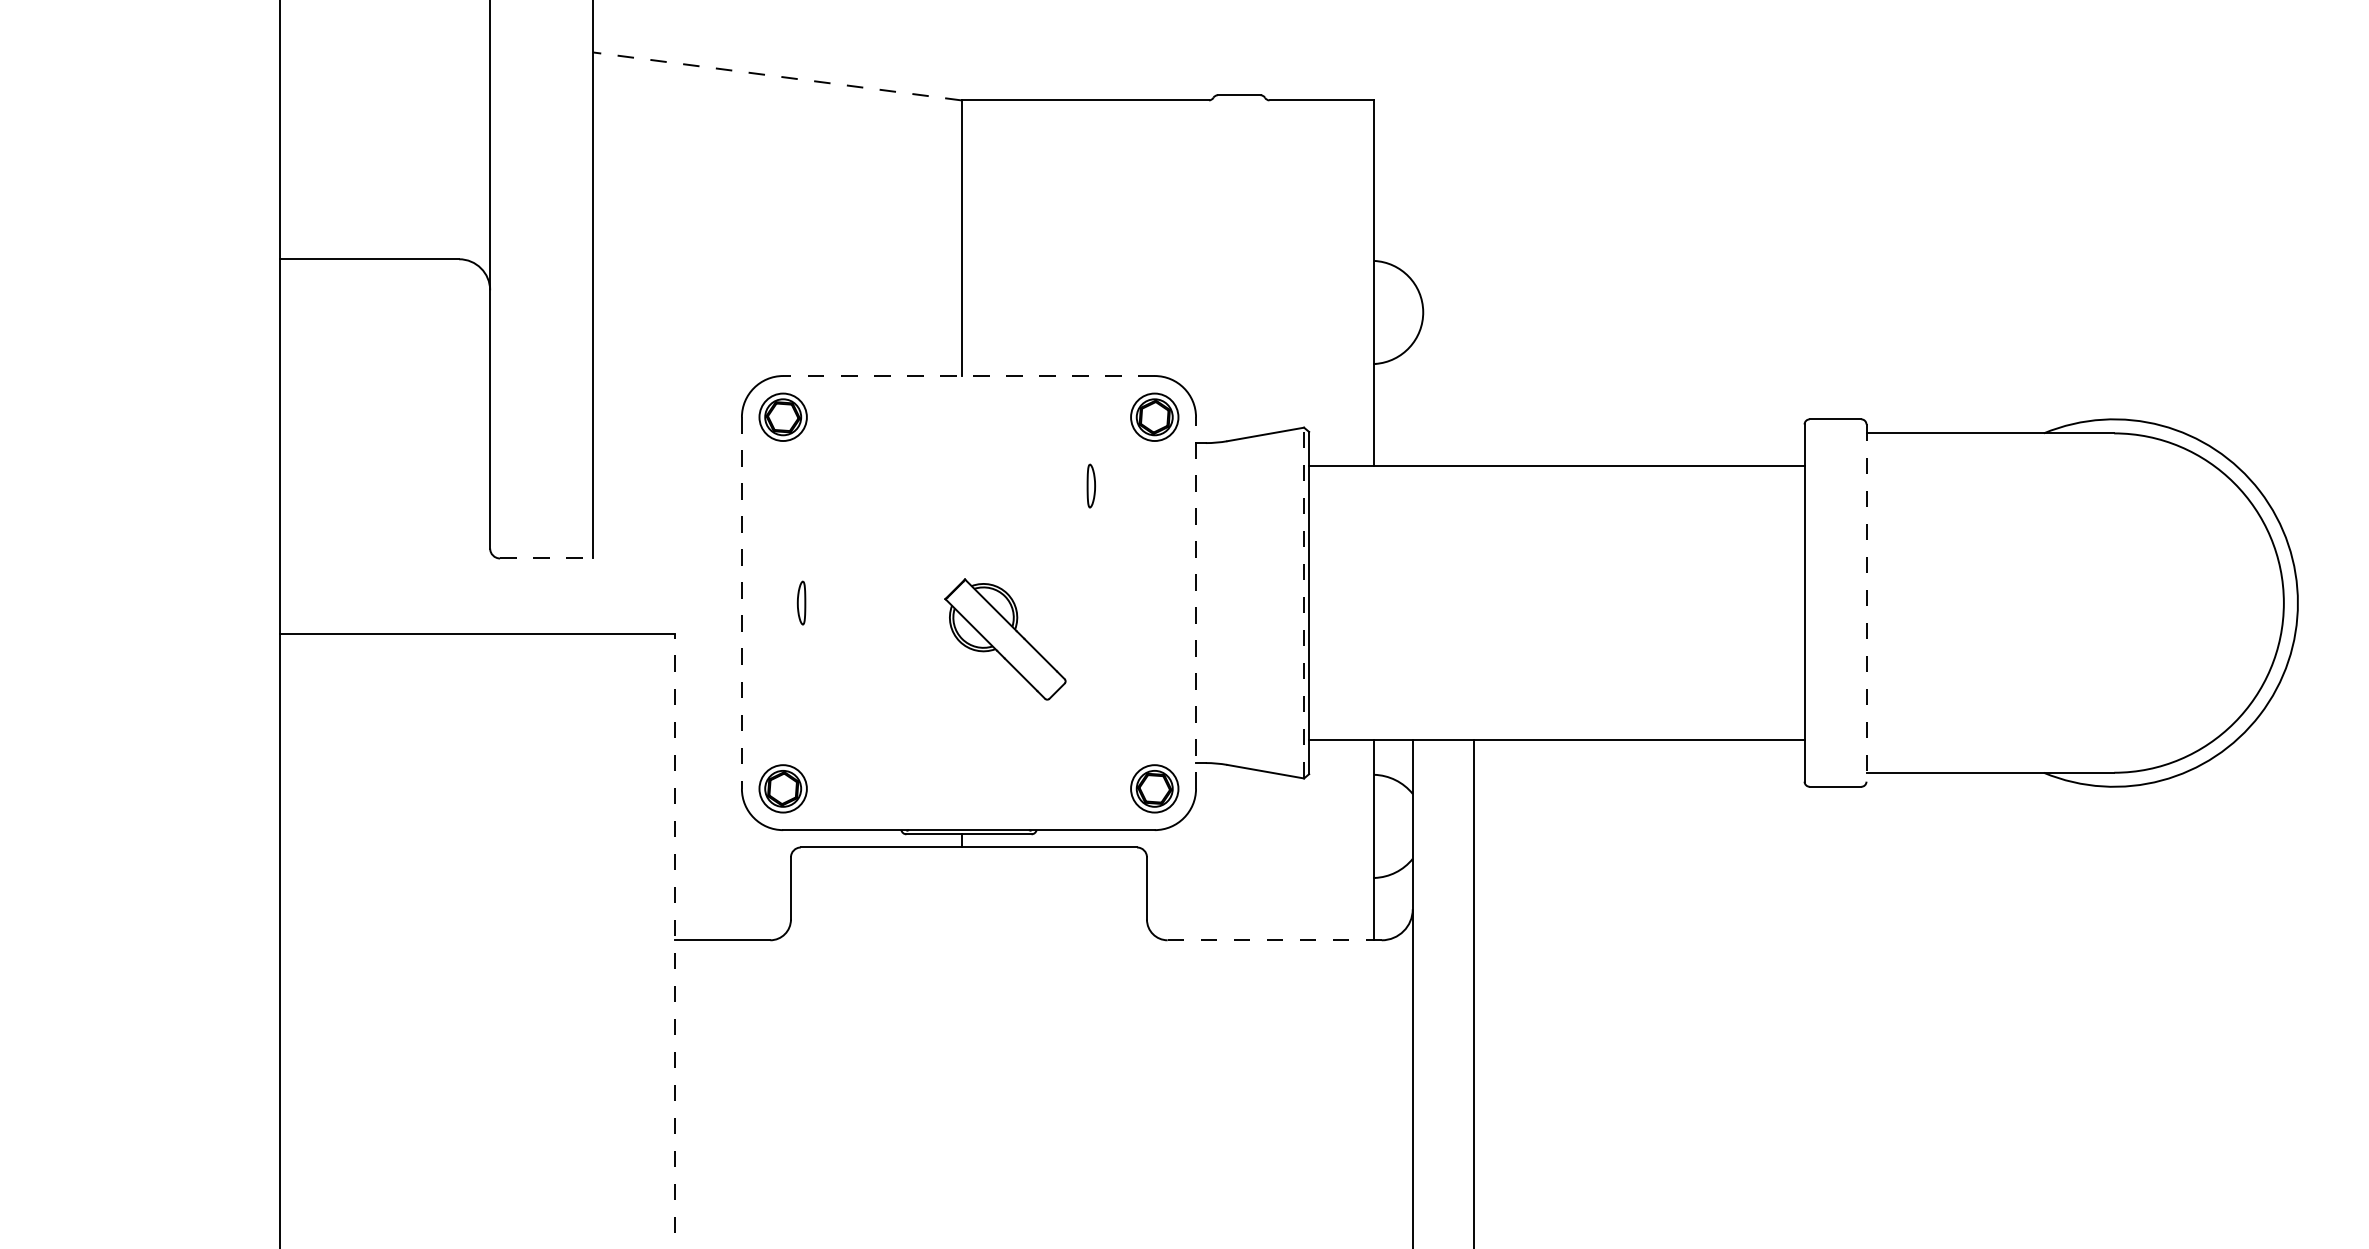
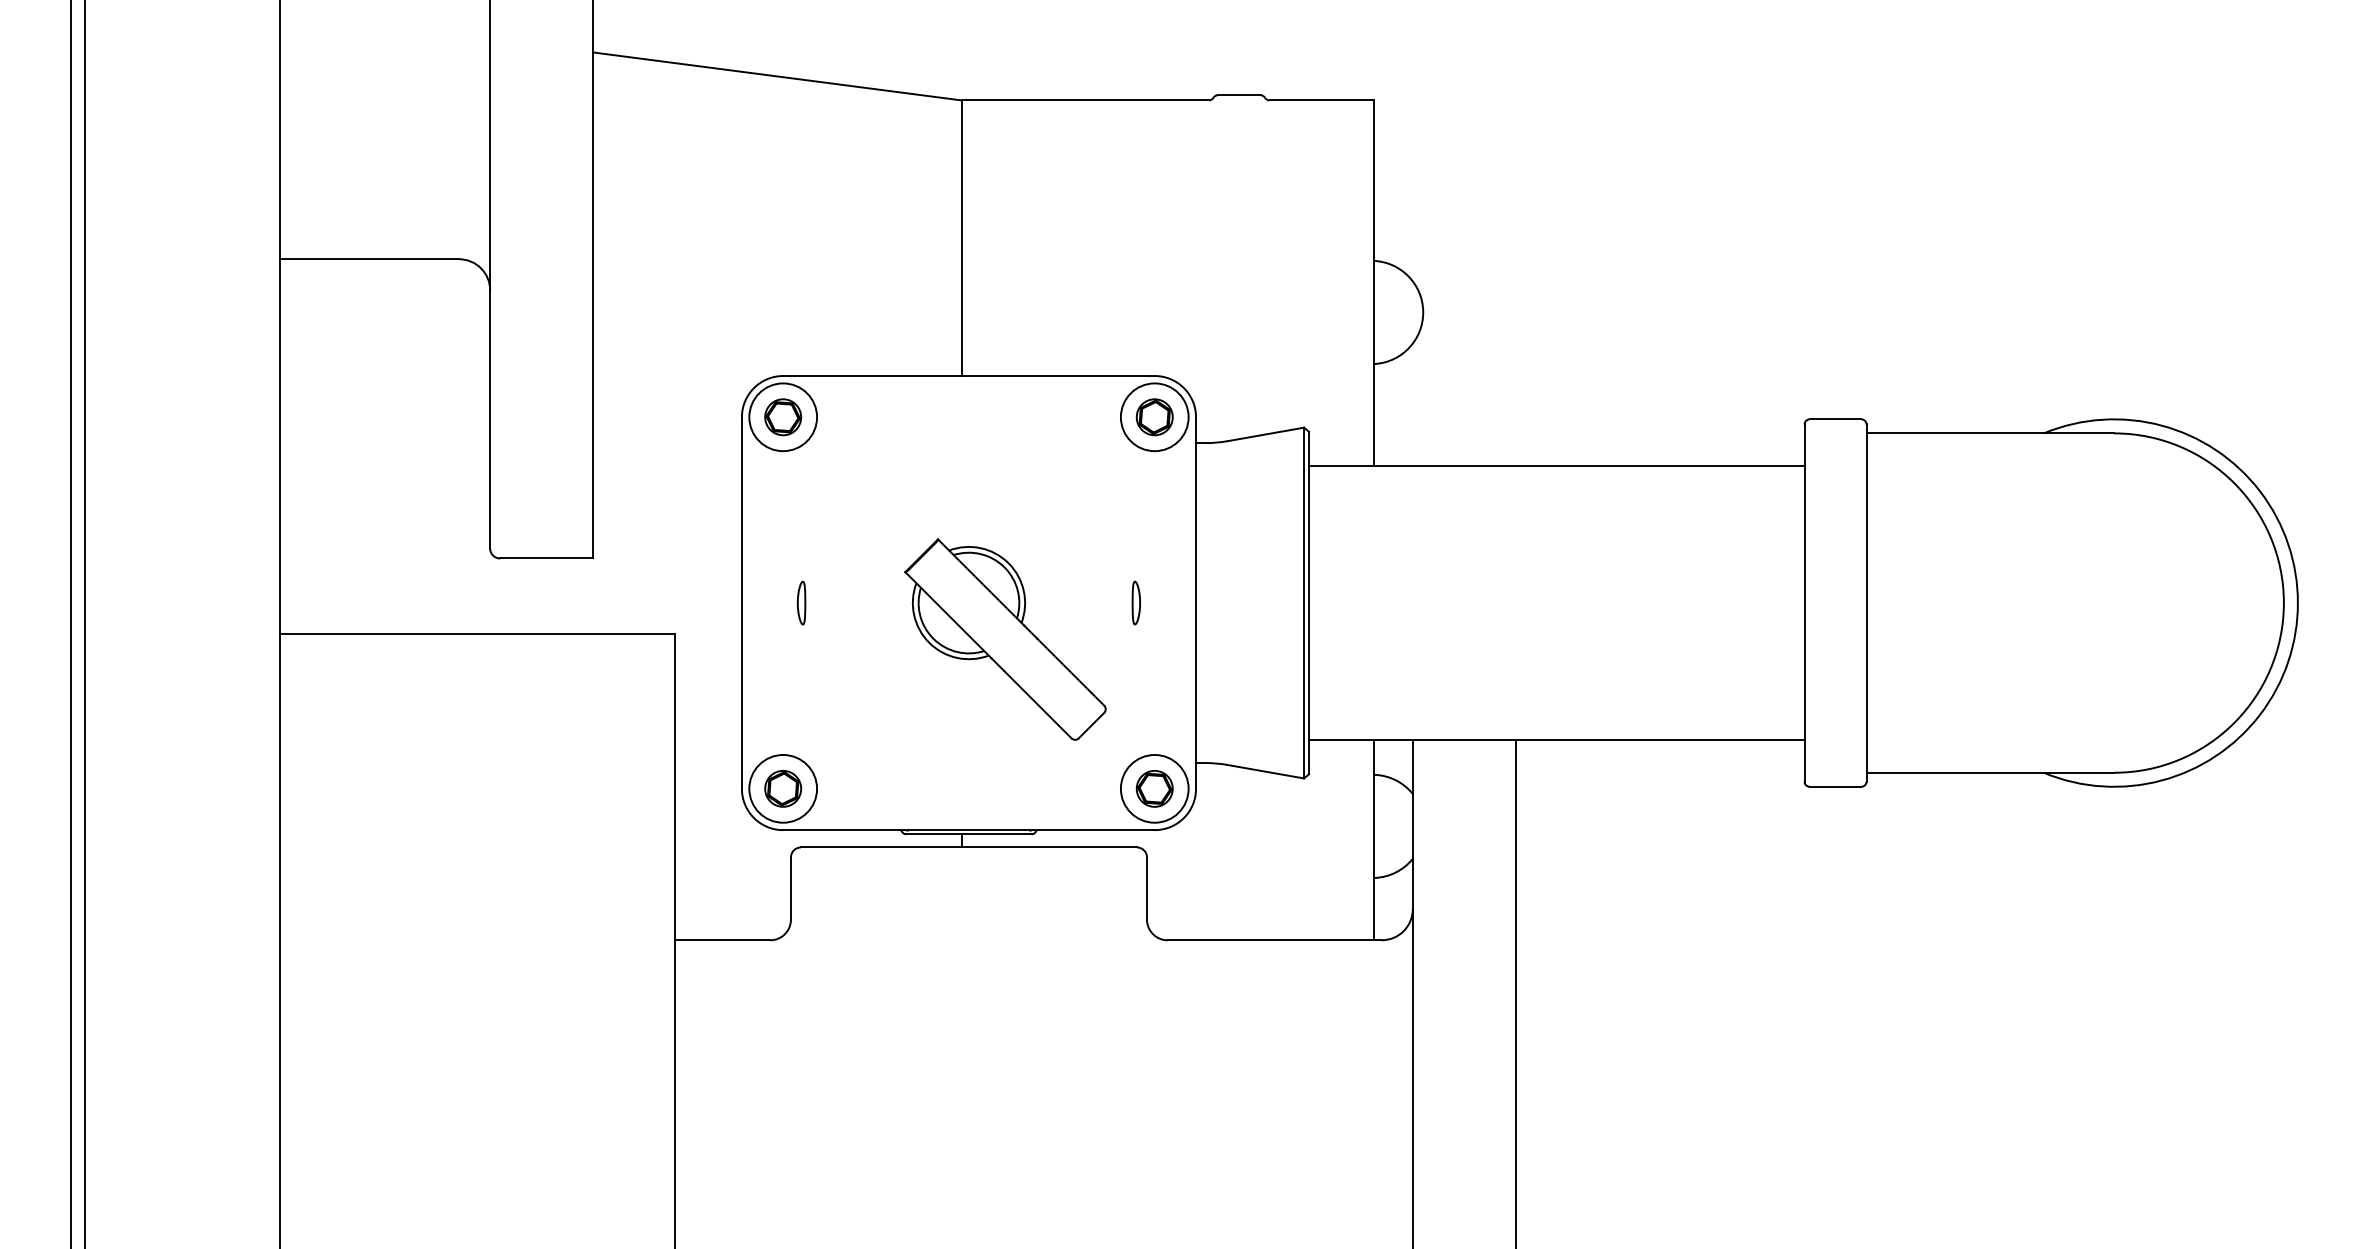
line: dashed -> solid (777, 76)
line: dashed -> solid (968, 376)
circle diameter: 47 px -> 68 px (783, 417)
circle diameter: 47 px -> 68 px (1154, 417)
part position: (1090, 485) -> (1135, 602) (1135, 602)
line: dashed -> solid (546, 558)
line: dashed -> solid (1304, 602)
line: dashed -> solid (741, 603)
line: dashed -> solid (1196, 603)
line: dashed -> solid (1866, 603)
line: none -> present (71, 623)
line: none -> present (85, 623)
part size: 123x123 px -> 203x203 px (1005, 639)
circle diameter: 47 px -> 68 px (783, 788)
circle diameter: 47 px -> 68 px (1154, 788)
line: dashed -> solid (1275, 940)
line: dashed -> solid (675, 941)
line position: (1474, 992) -> (1516, 992) (1516, 992)
